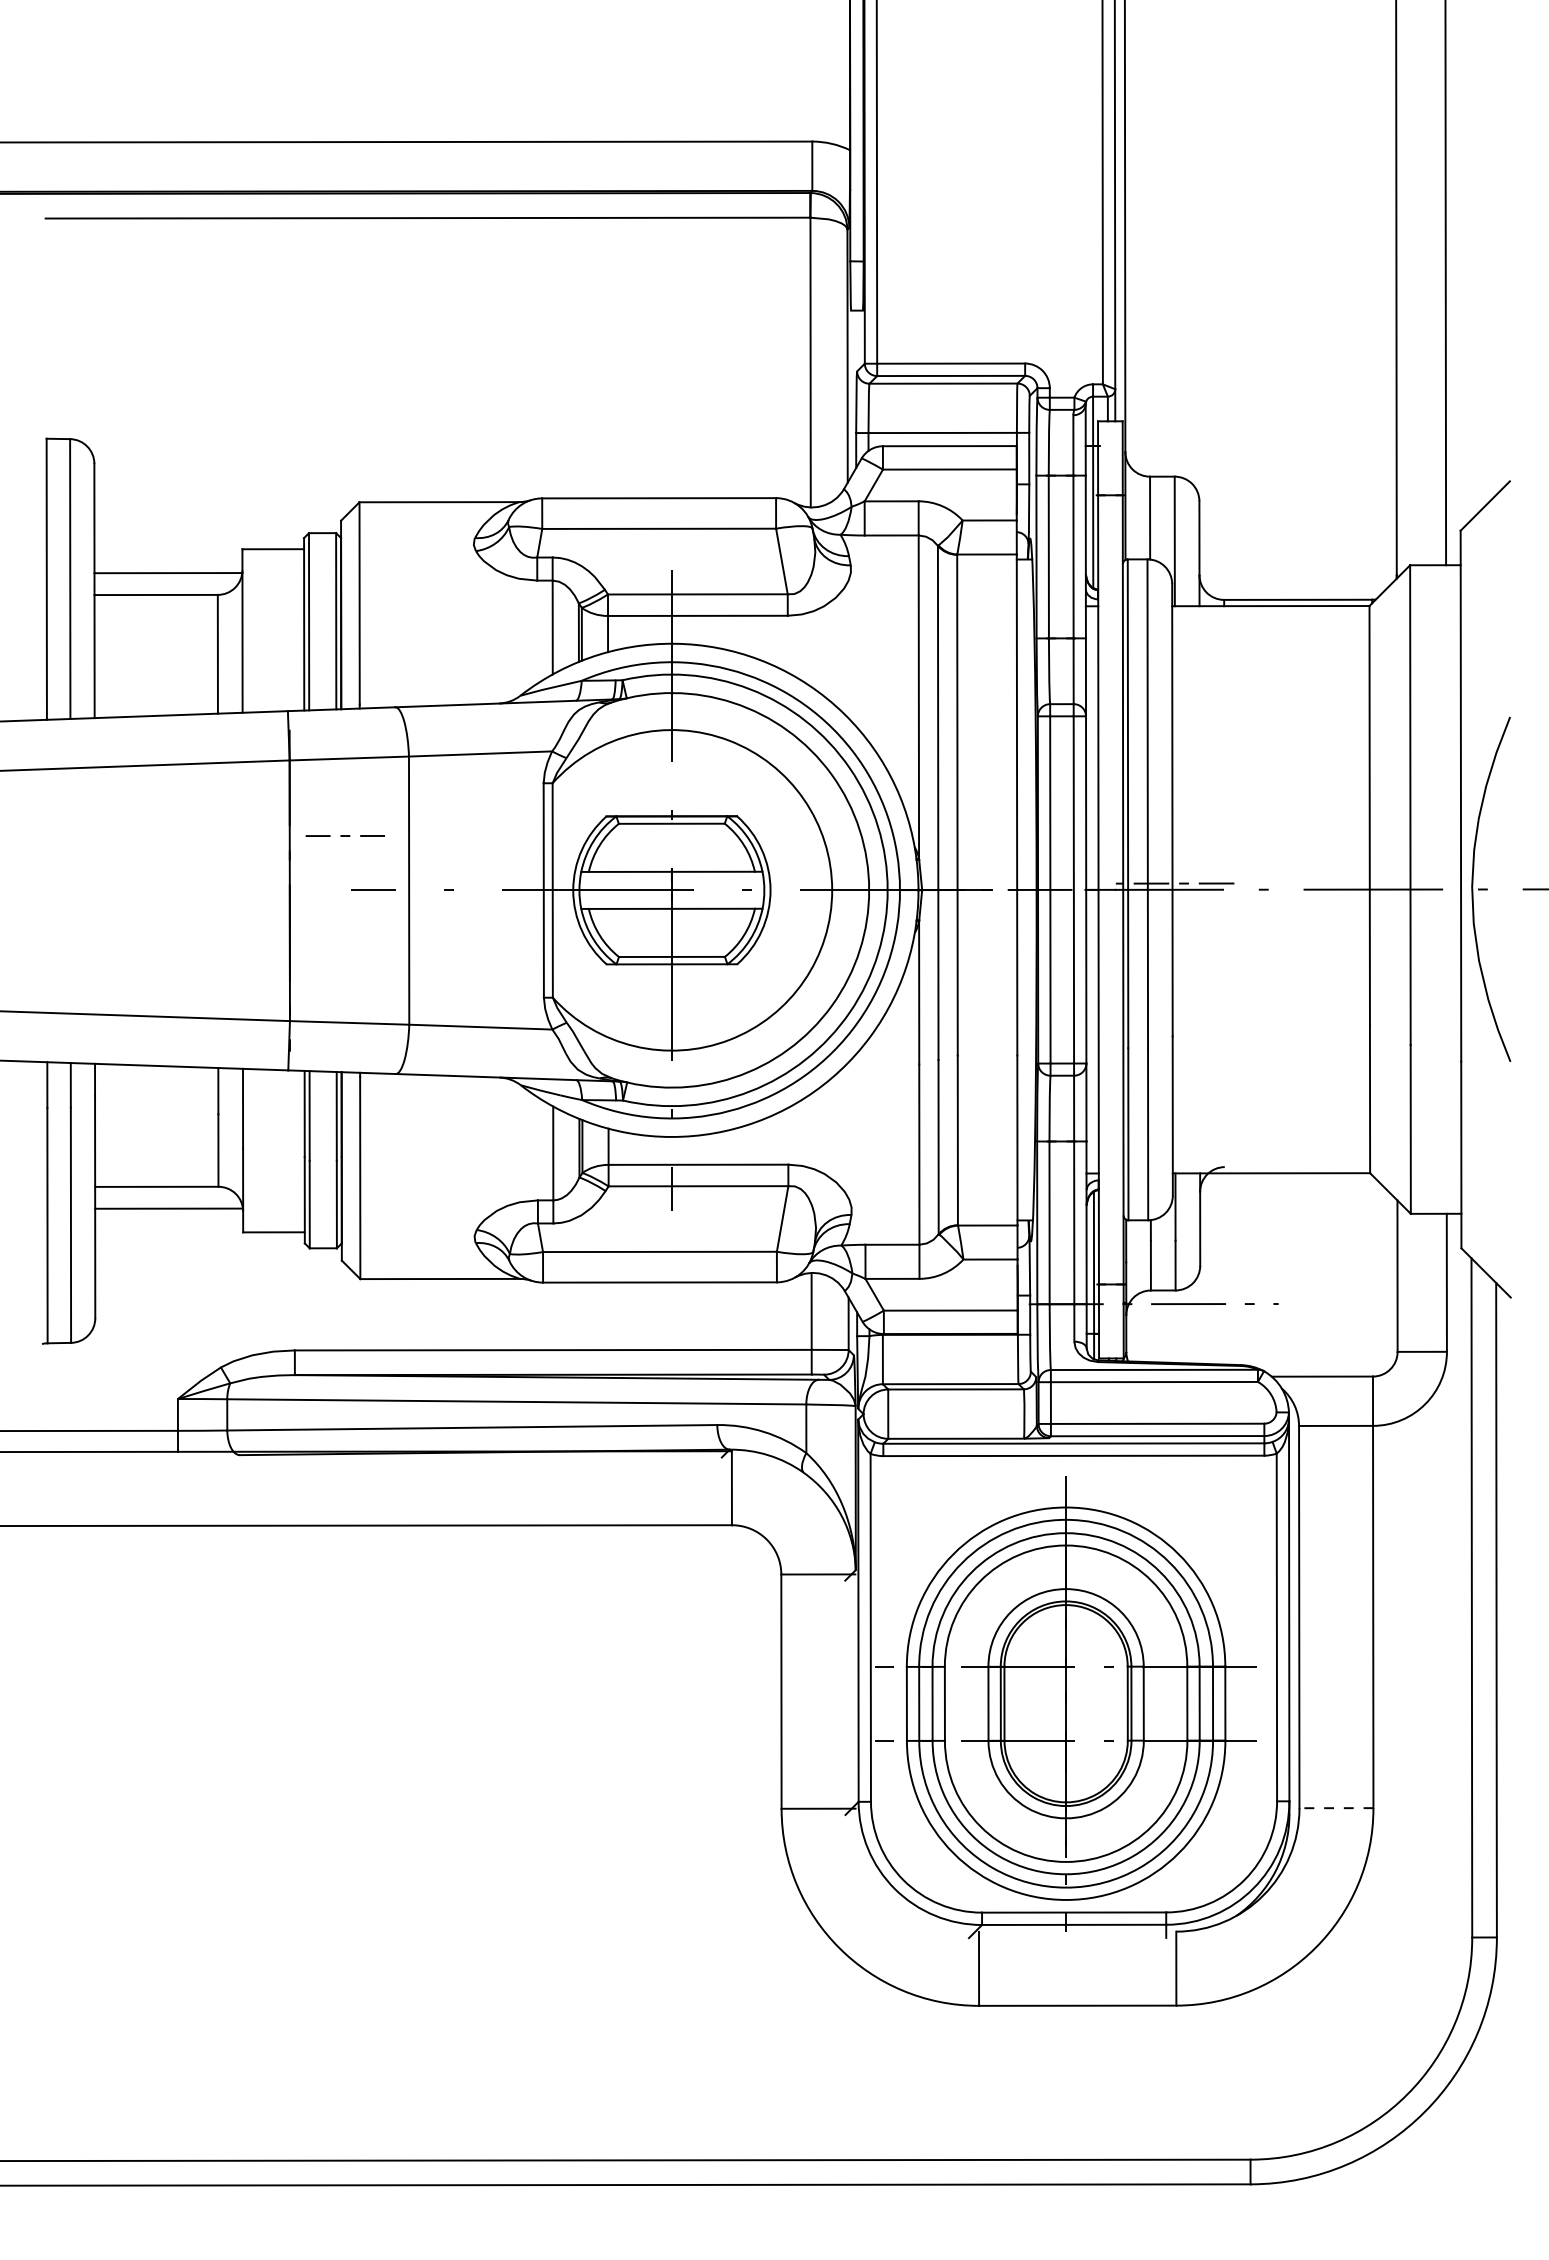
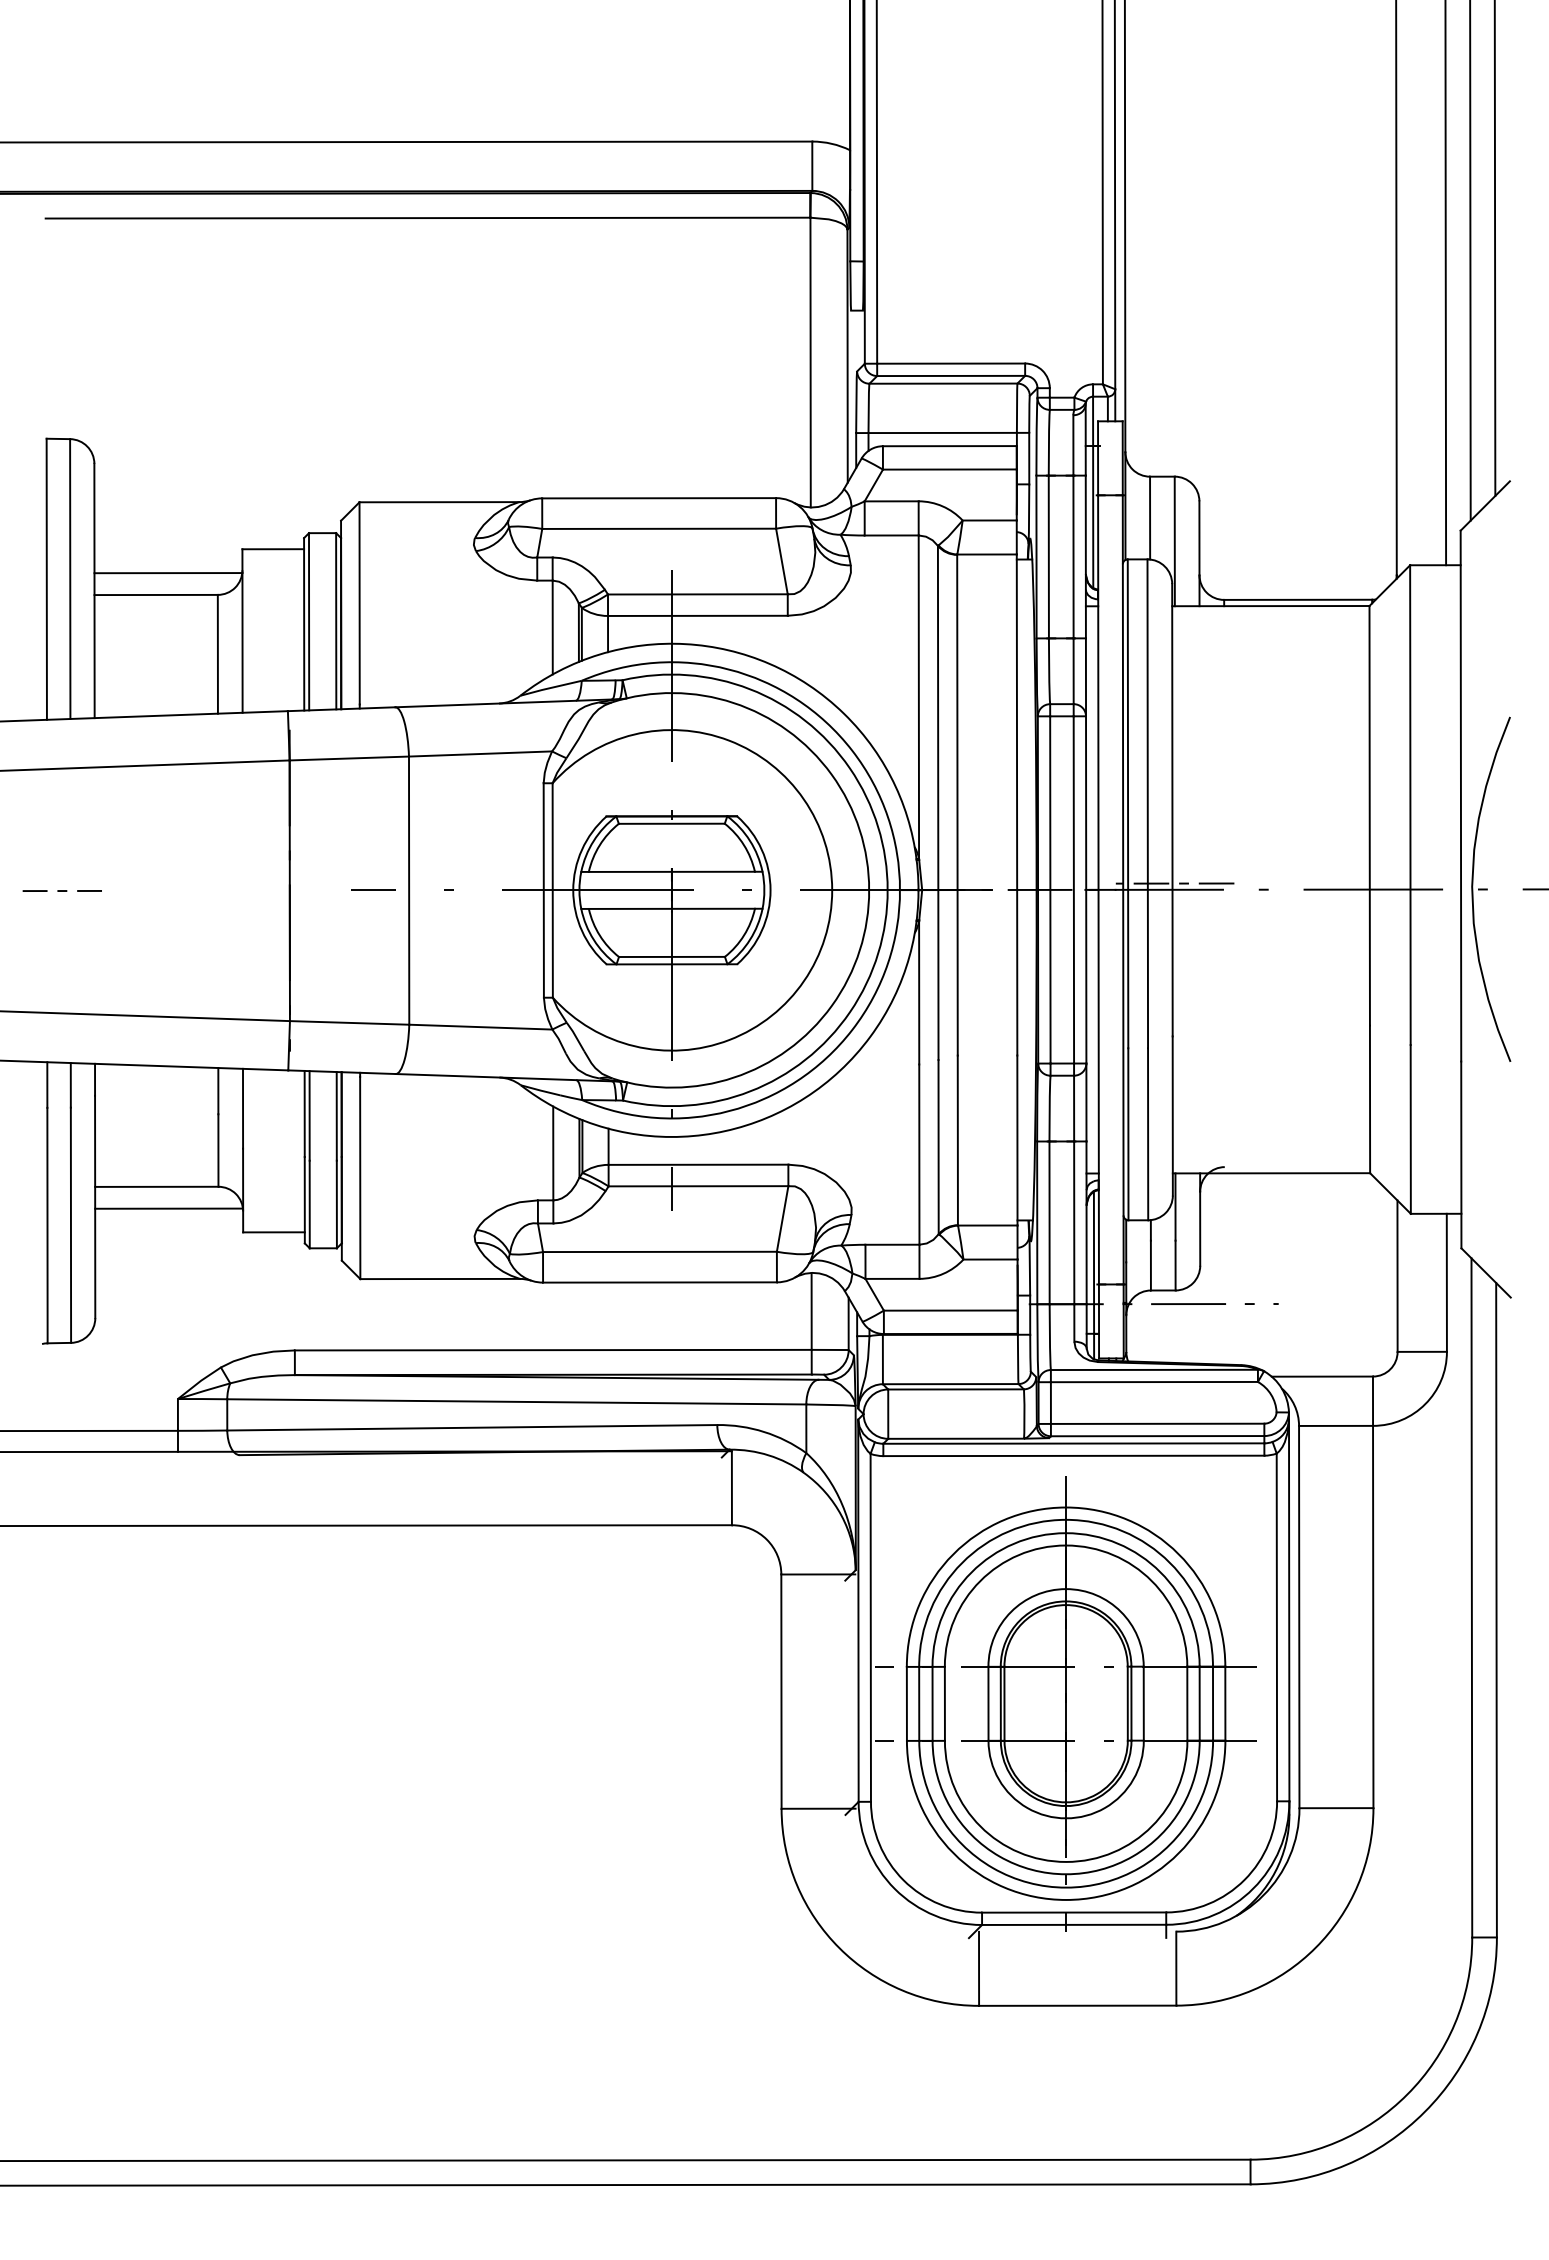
line: none -> present (1494, 248)
line: none -> present (1470, 261)
line position: (344, 835) -> (61, 890) (61, 890)
line: dashed -> solid (1336, 1808)
